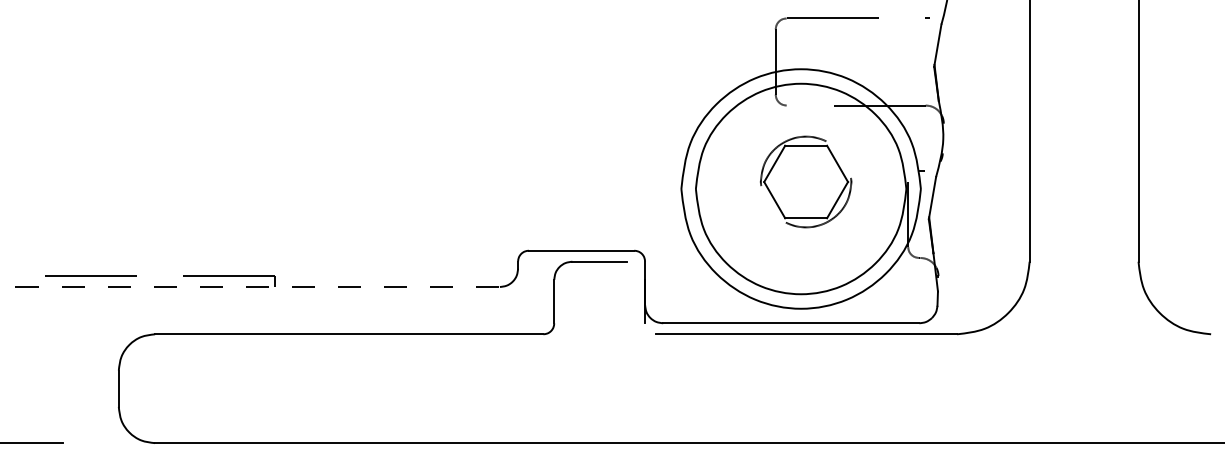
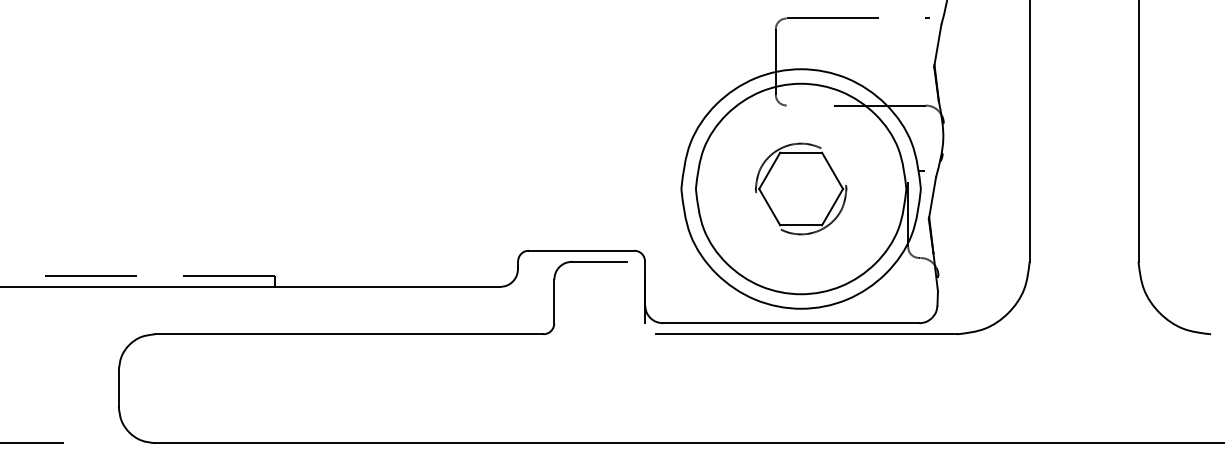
part position: (806, 181) -> (801, 188) (801, 188)
line: dashed -> solid (249, 287)
